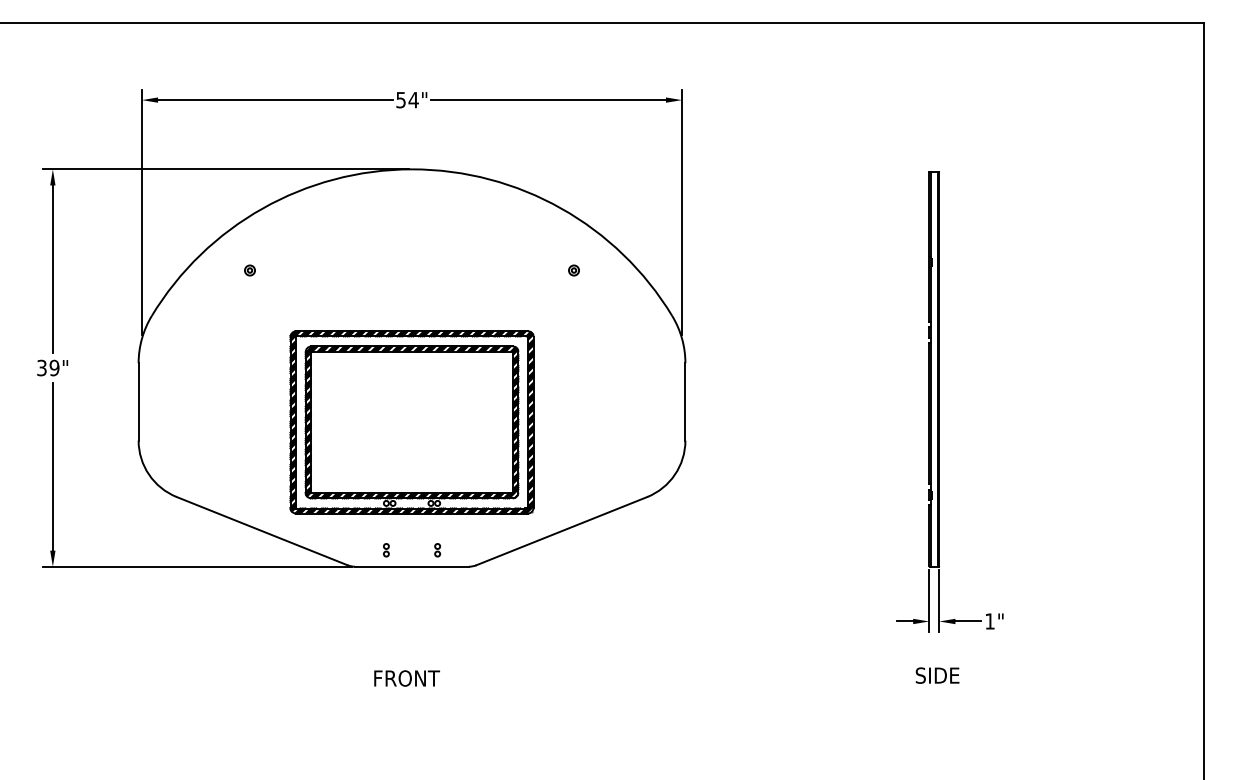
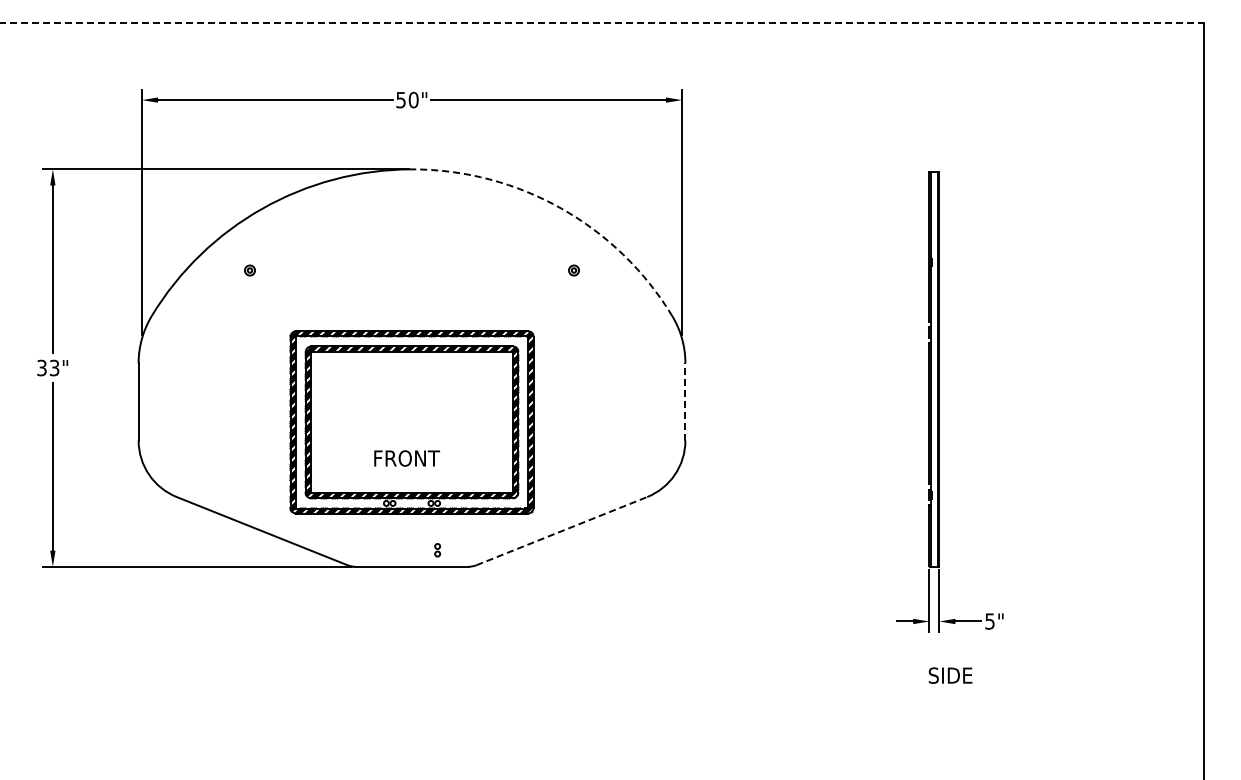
line: solid -> dashed (602, 23)
text: 54" -> 50" (413, 99)
arc: solid -> dashed (561, 208)
text: 39" -> 33" (54, 368)
line: solid -> dashed (685, 401)
line: solid -> dashed (561, 531)
part: present -> none (386, 550)
text: 1" -> 5" (989, 621)
text position: (937, 675) -> (950, 675) (950, 675)
text position: (406, 678) -> (406, 458) (406, 458)
